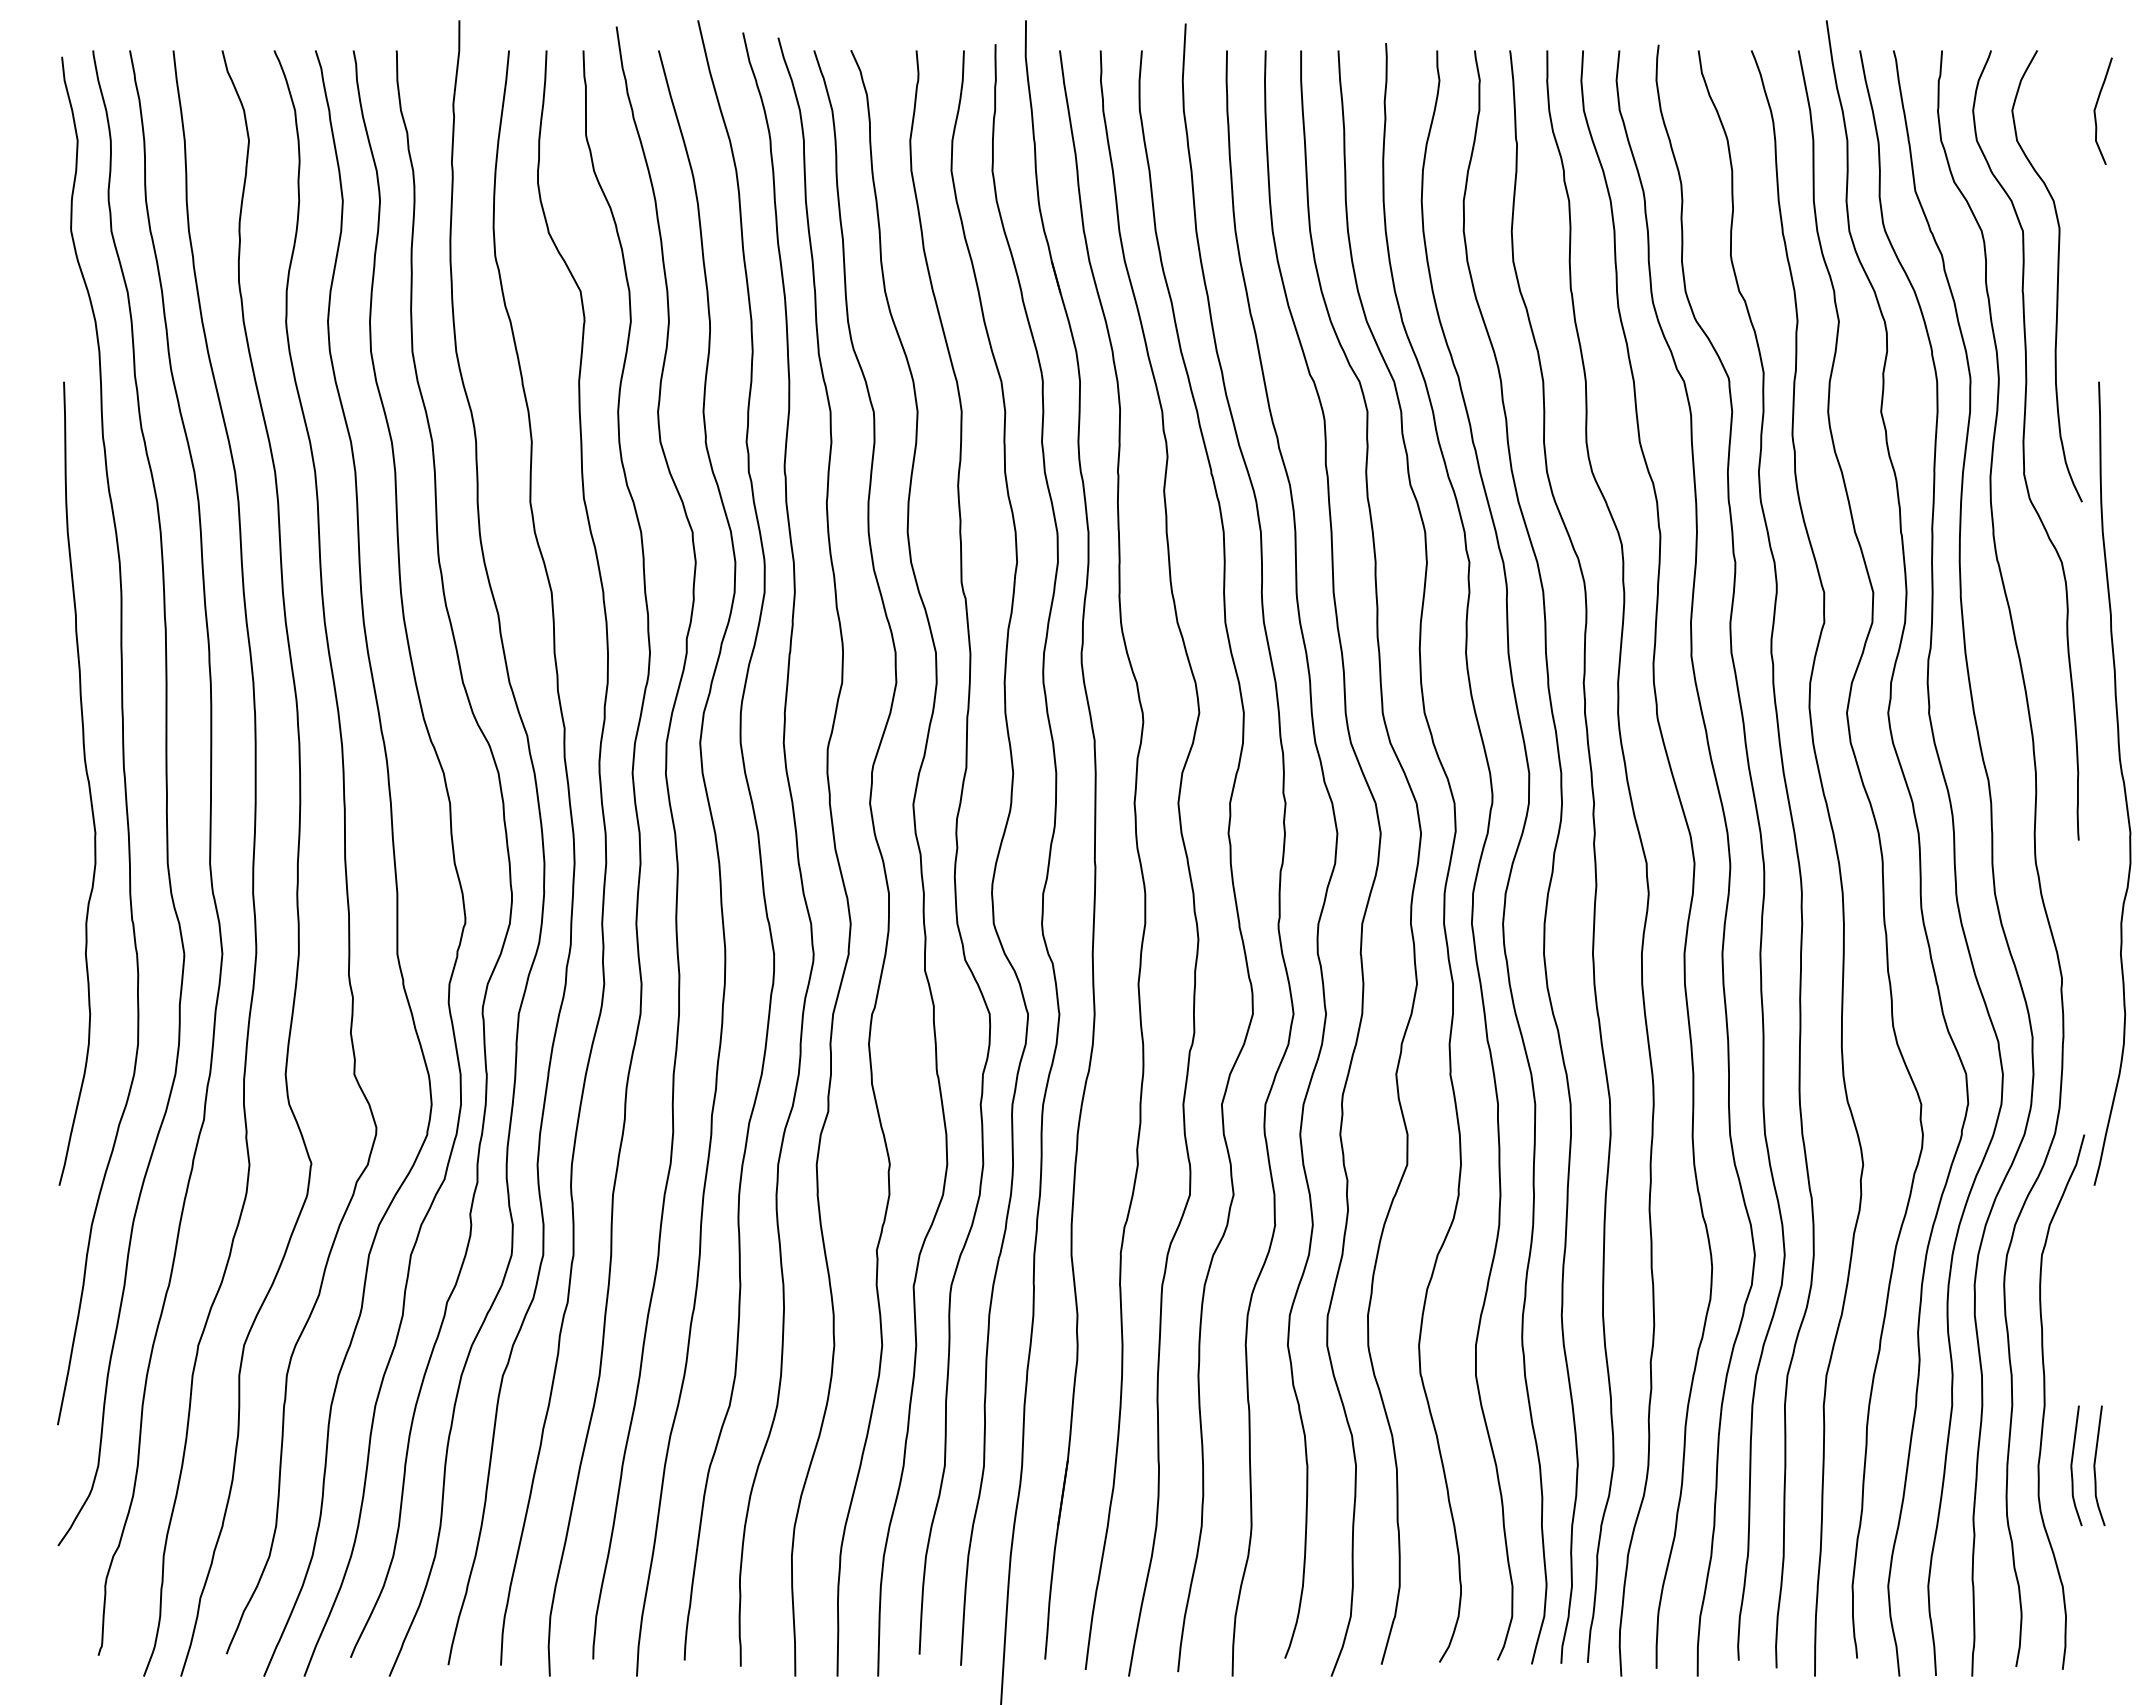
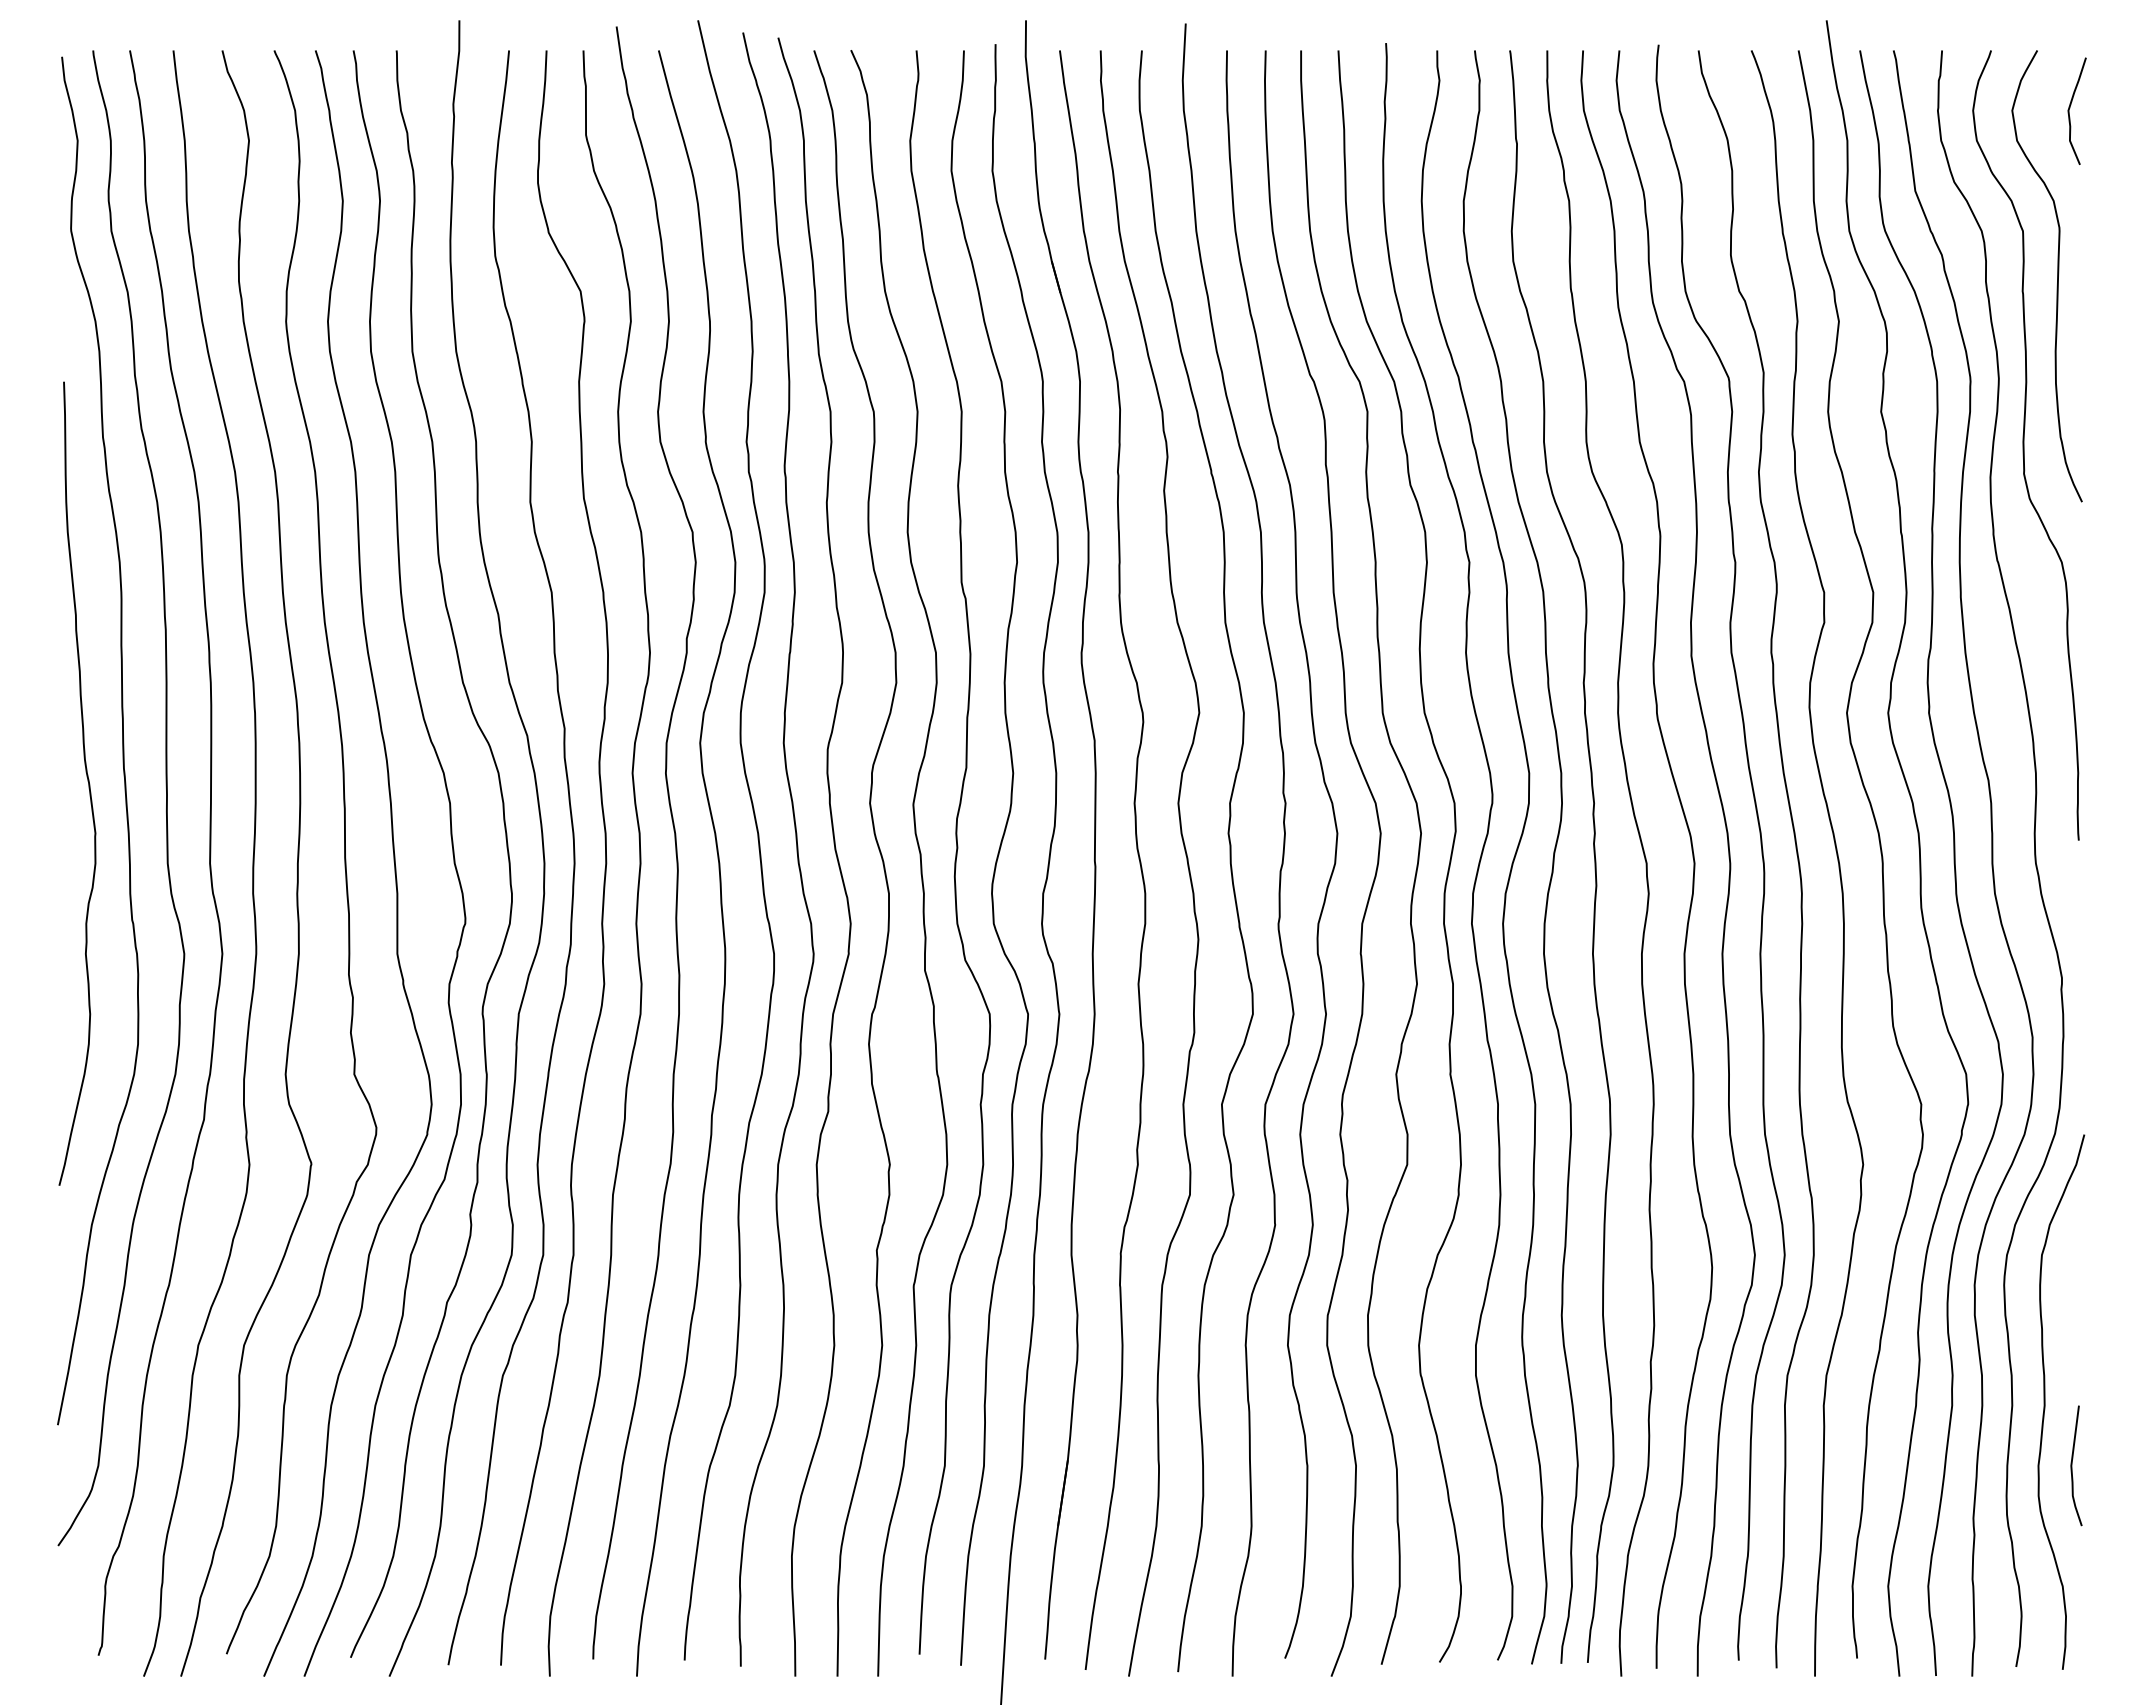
curve position: (2096, 108) -> (2070, 108) (2070, 108)
curve: present -> none (2122, 781)
curve: present -> none (2095, 1465)
